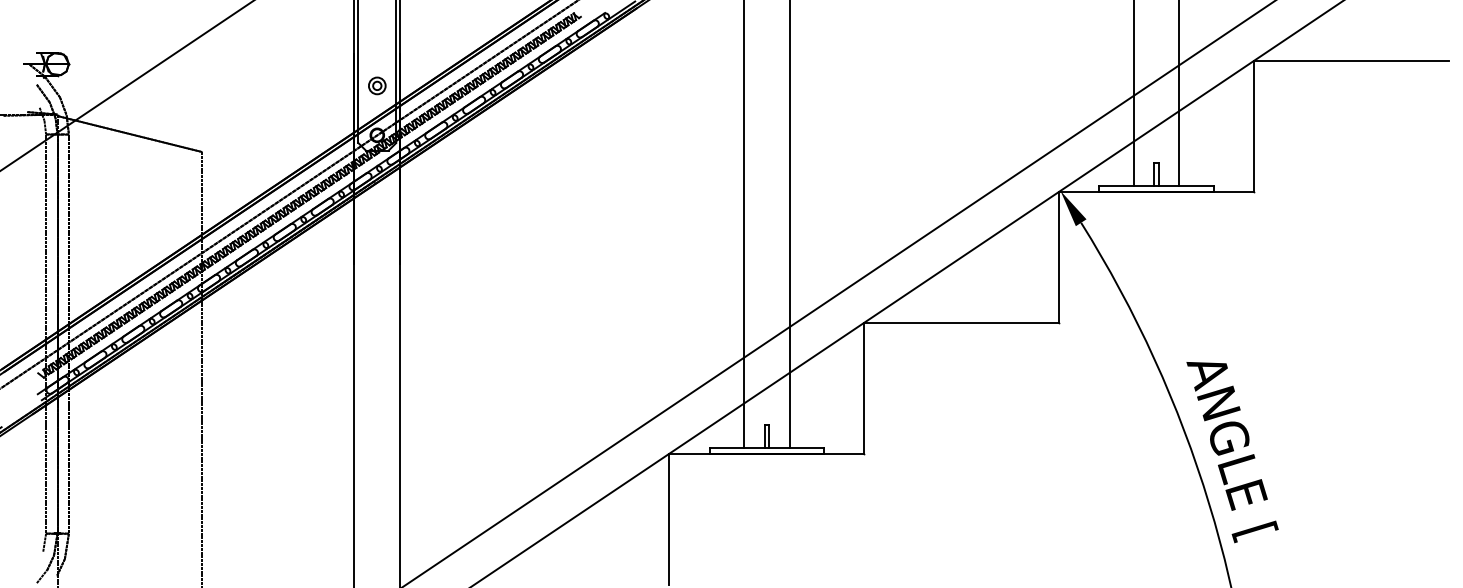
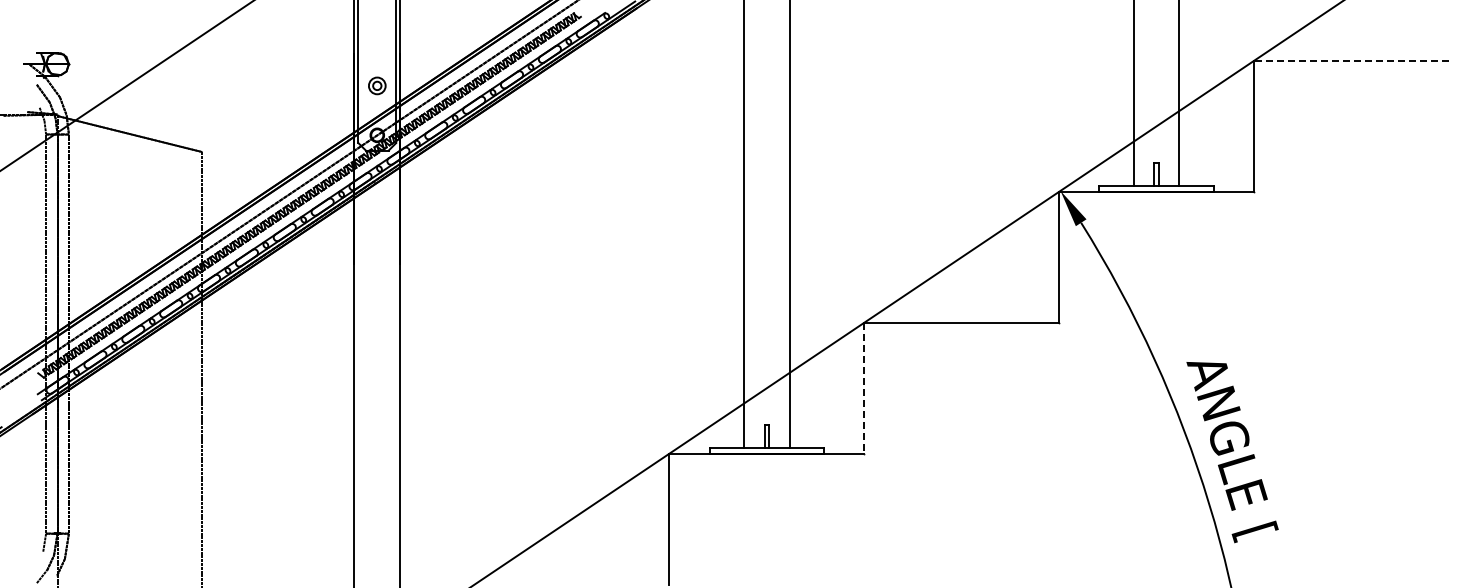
line: solid -> dashed (1350, 60)
line: present -> none (839, 293)
line: solid -> dashed (864, 388)
